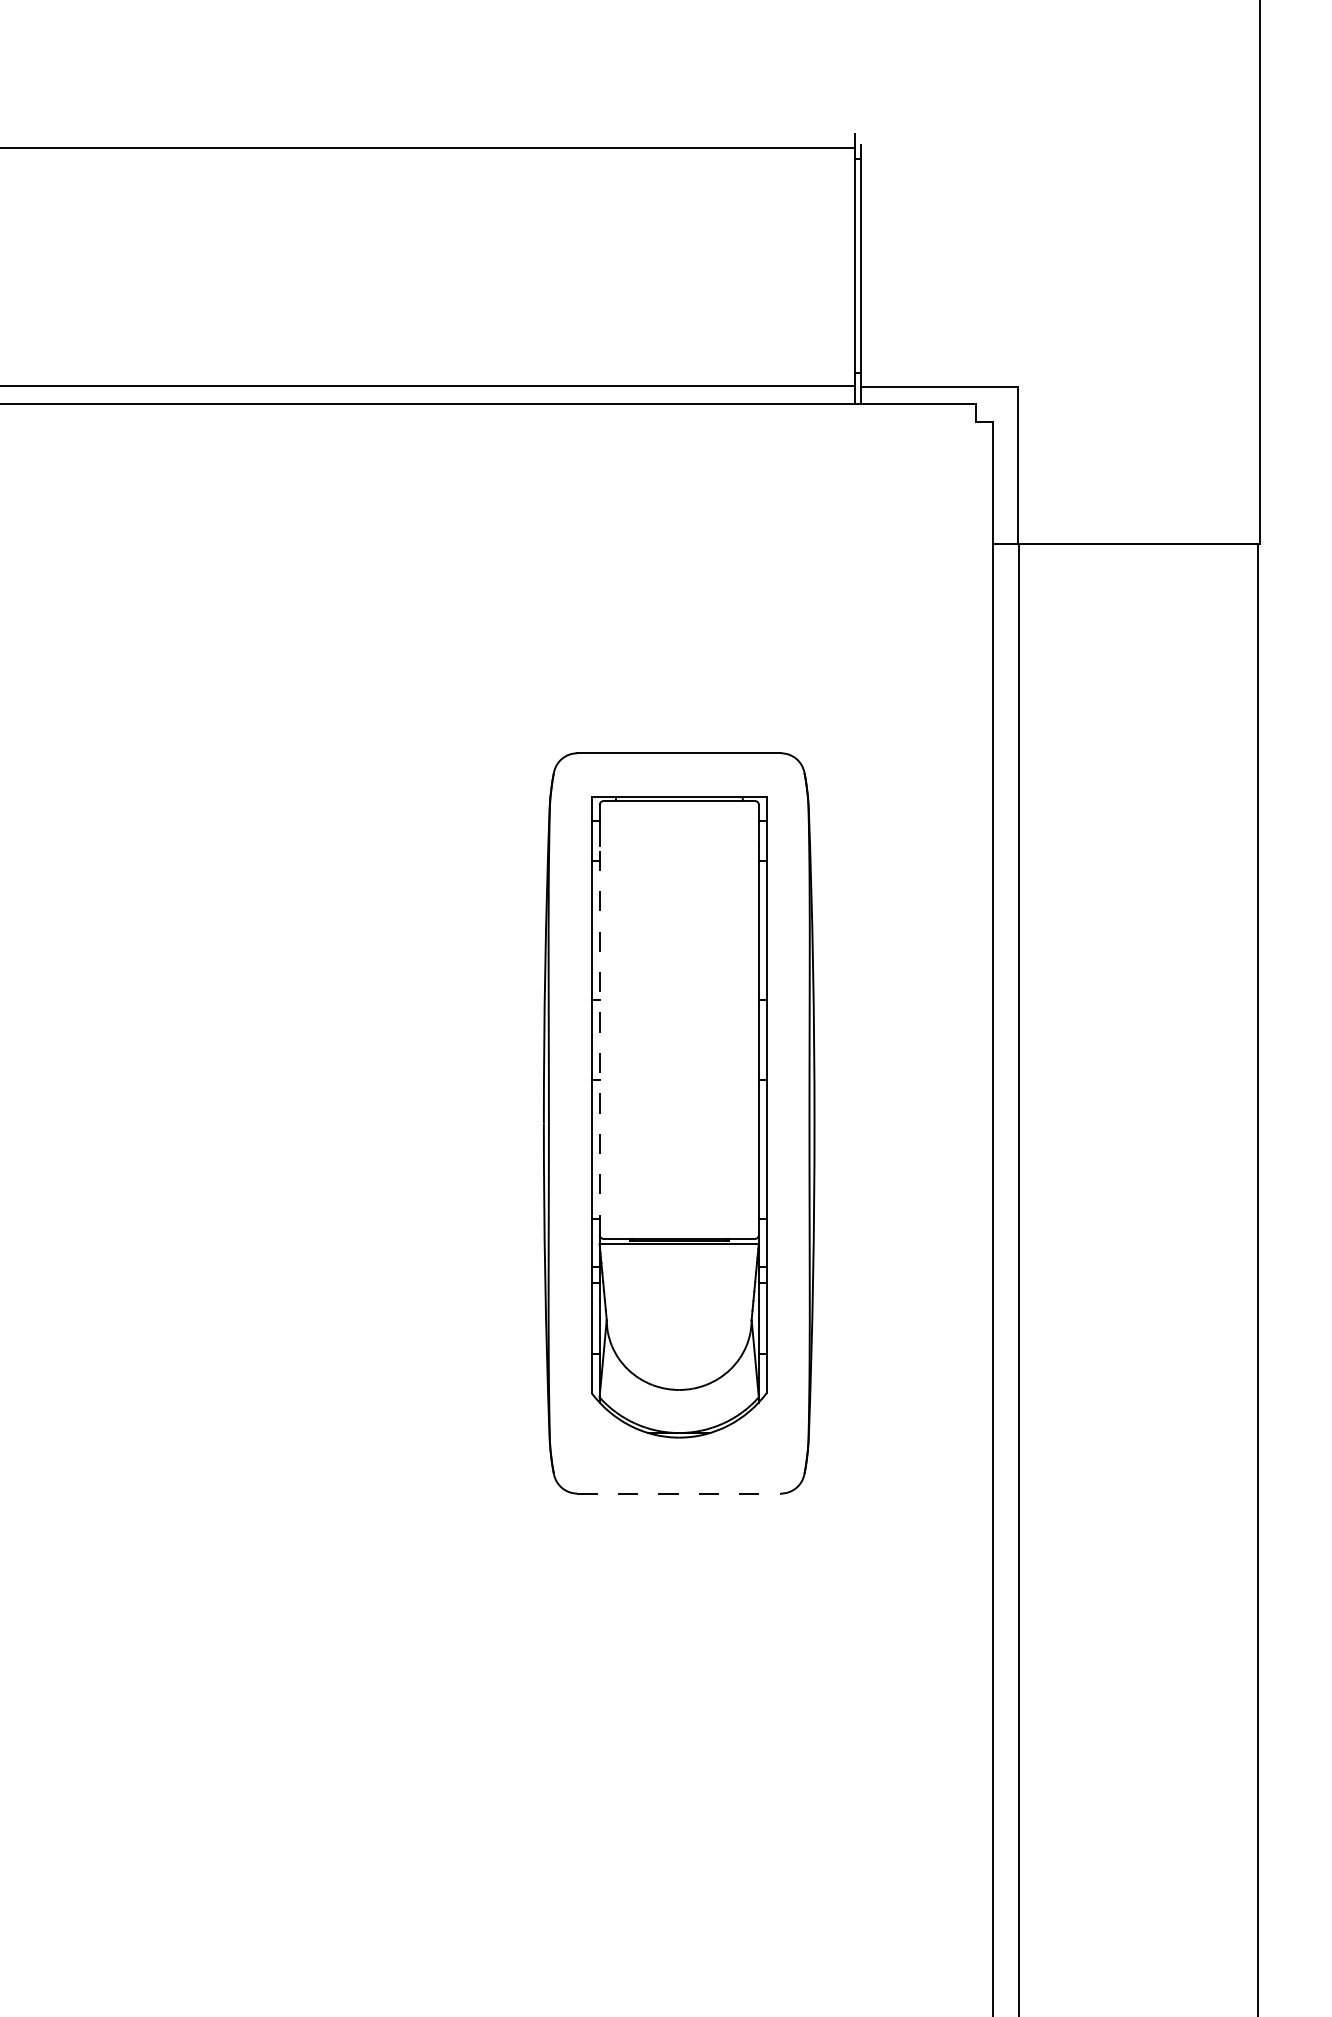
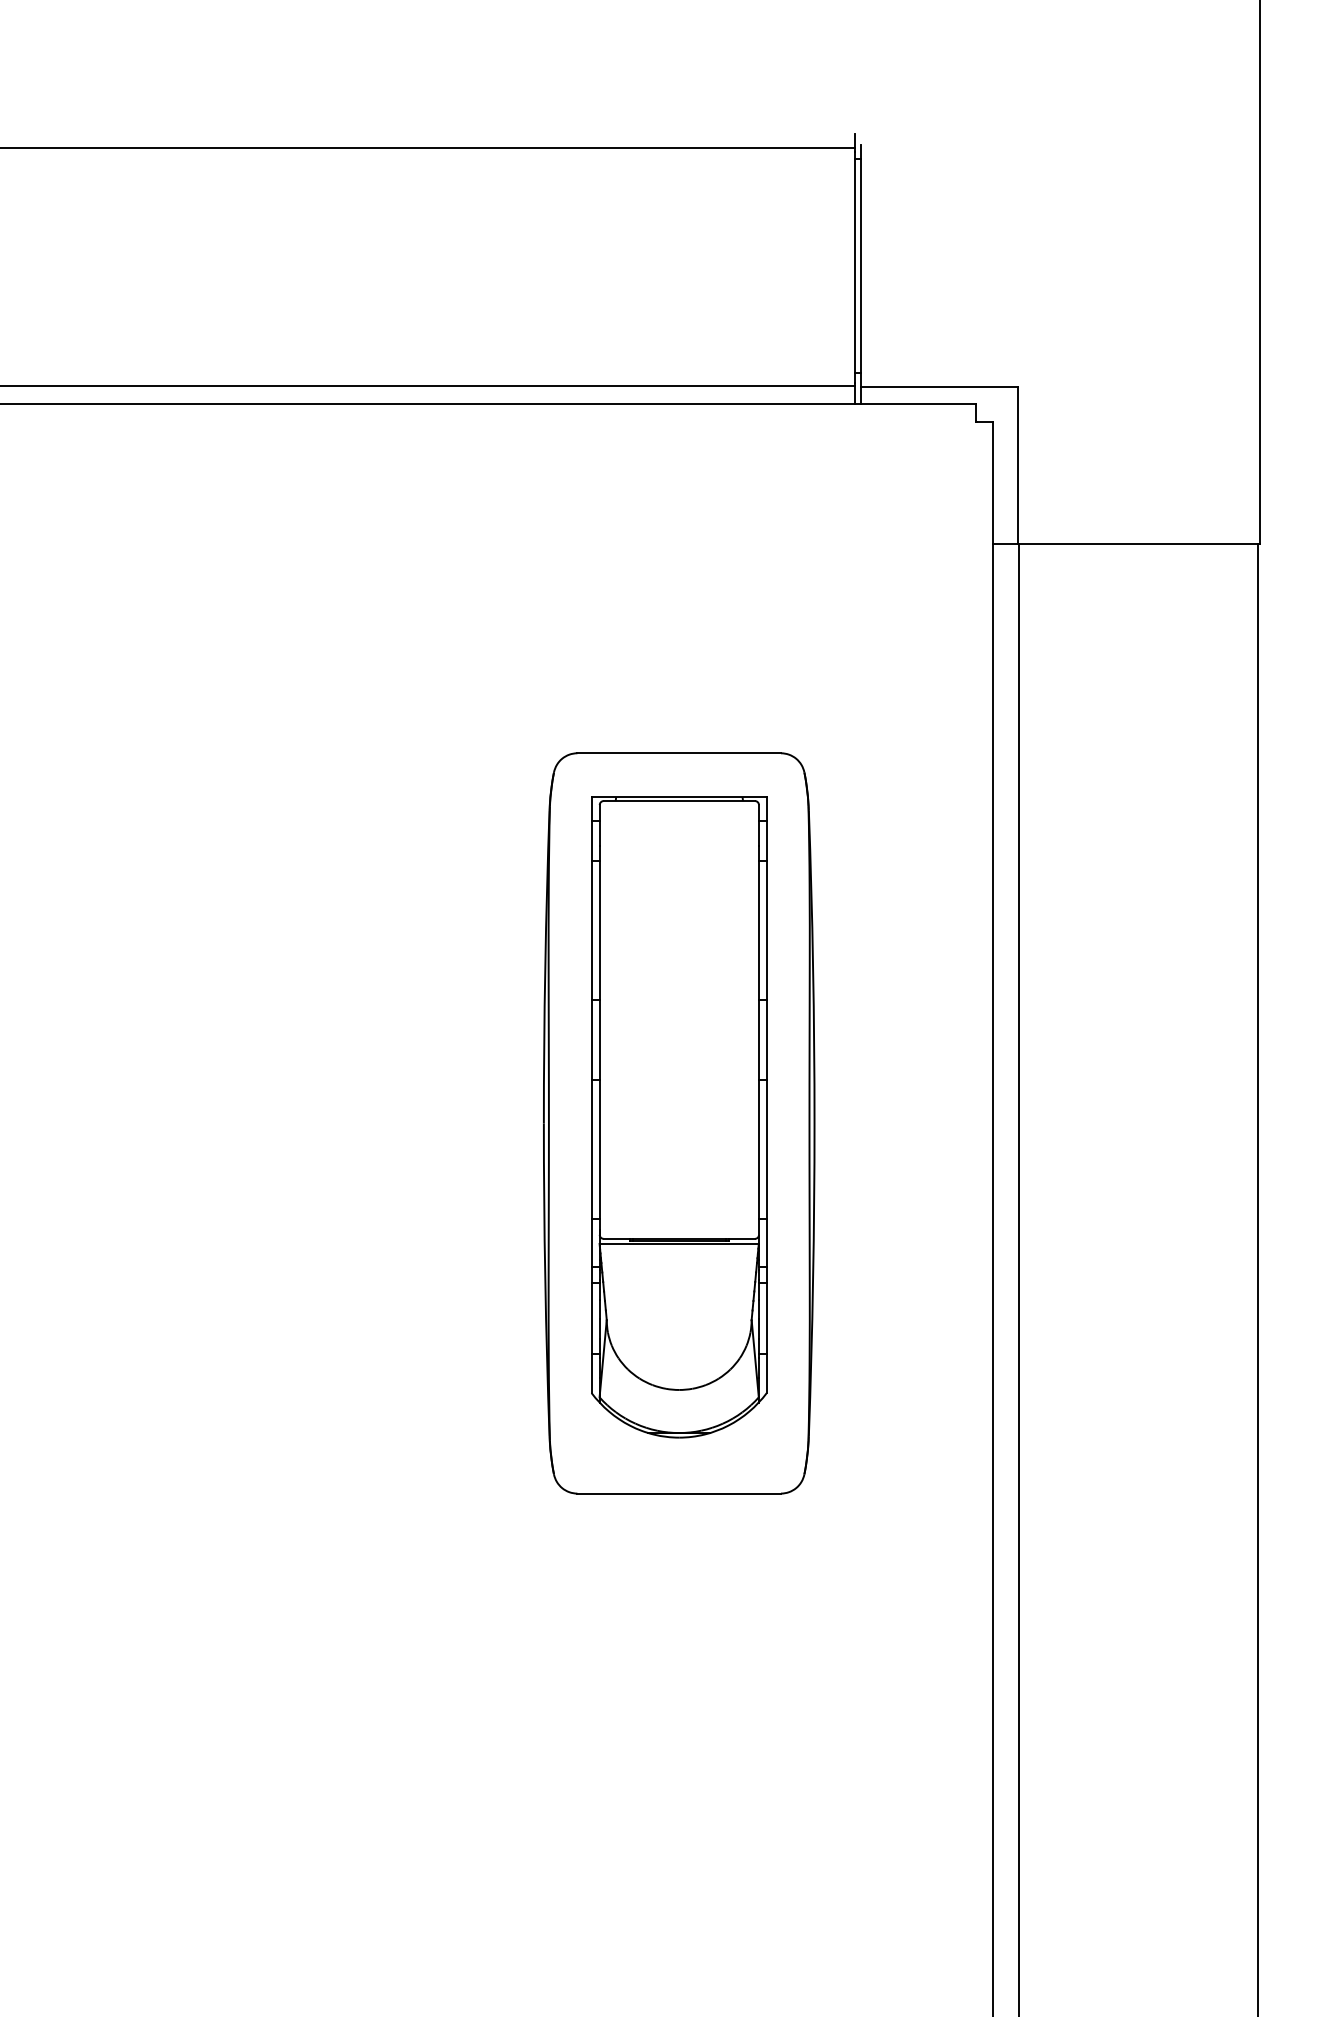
line: dashed -> solid (599, 1040)
line: dashed -> solid (679, 1493)
